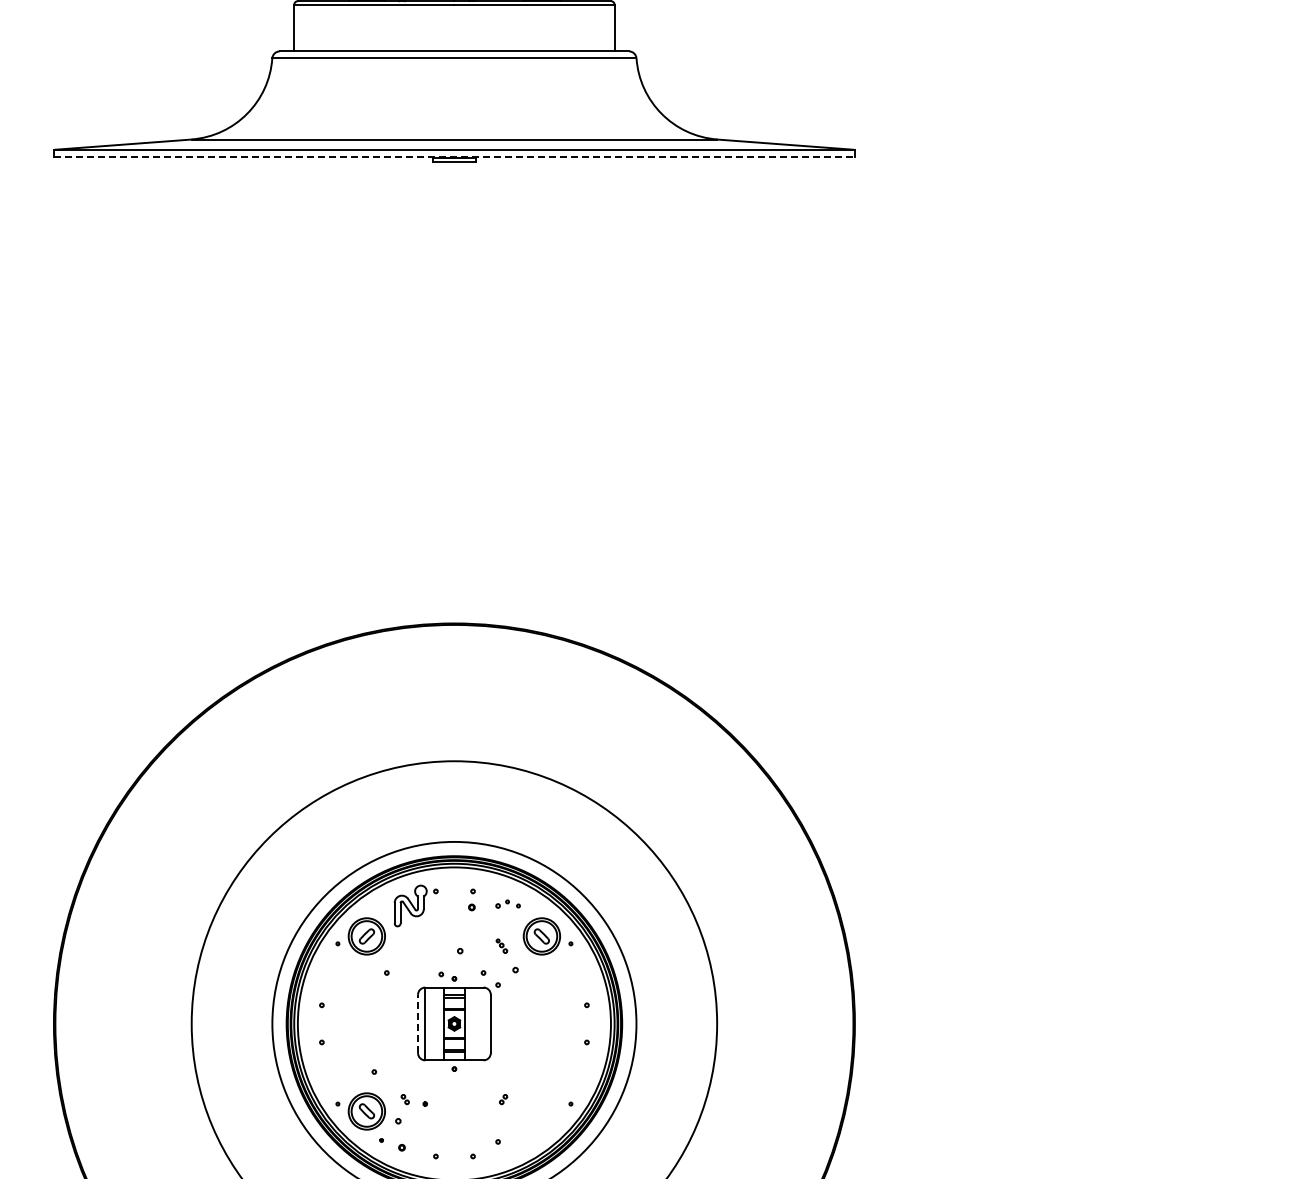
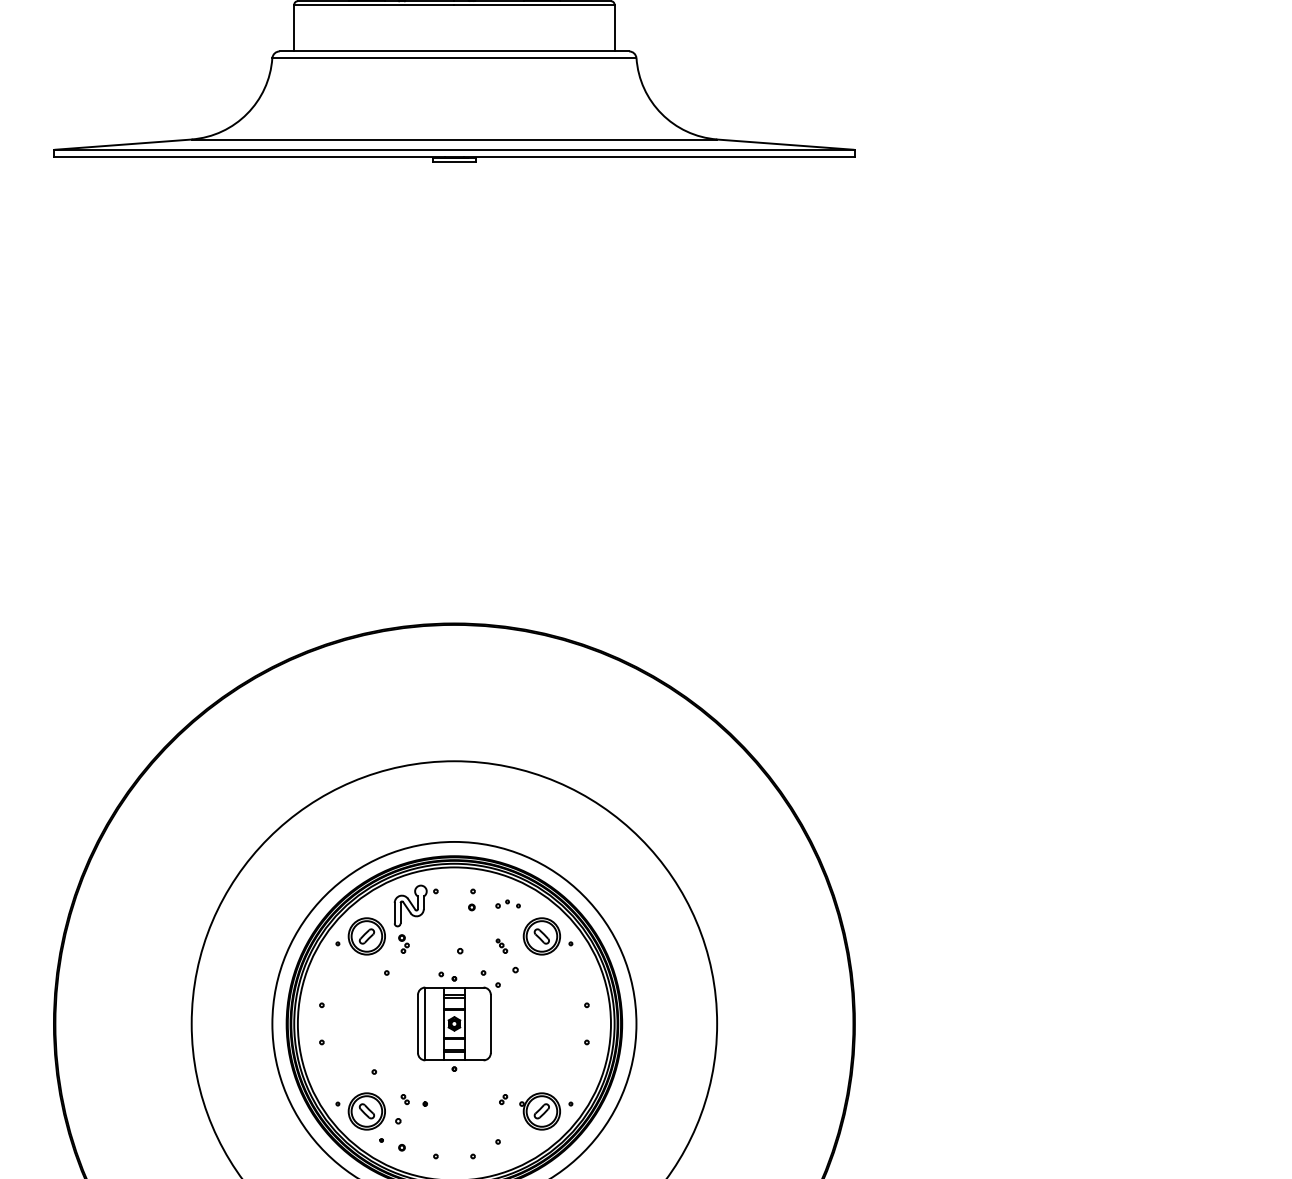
line: dashed -> solid (454, 157)
part: none -> present (403, 943)
line: dashed -> solid (418, 1023)
part: none -> present (539, 1111)
